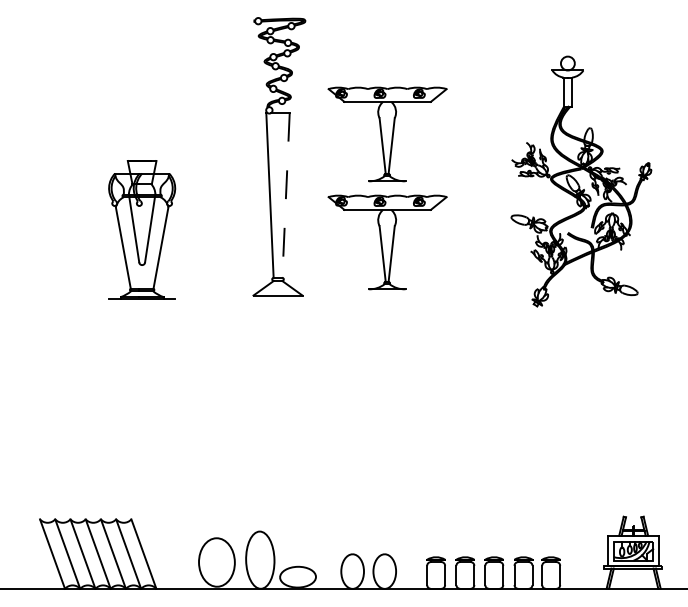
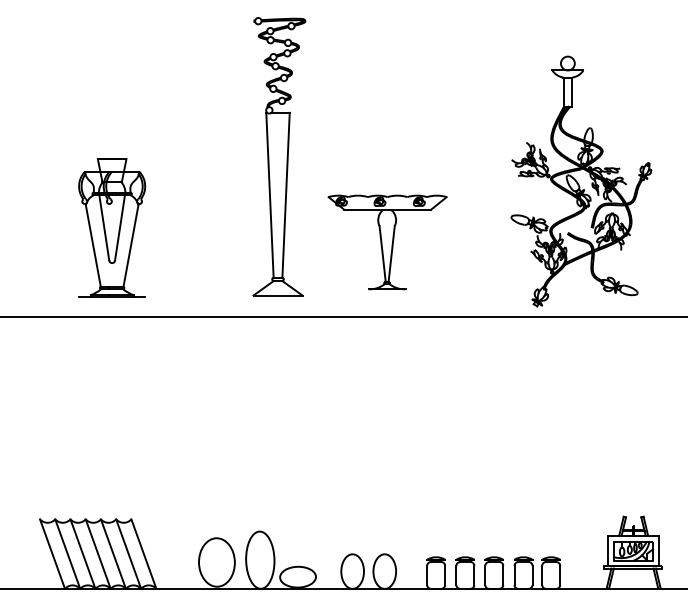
part: present -> none (387, 134)
line: dashed -> solid (286, 195)
part position: (142, 229) -> (112, 227) (112, 227)
line: none -> present (343, 316)
